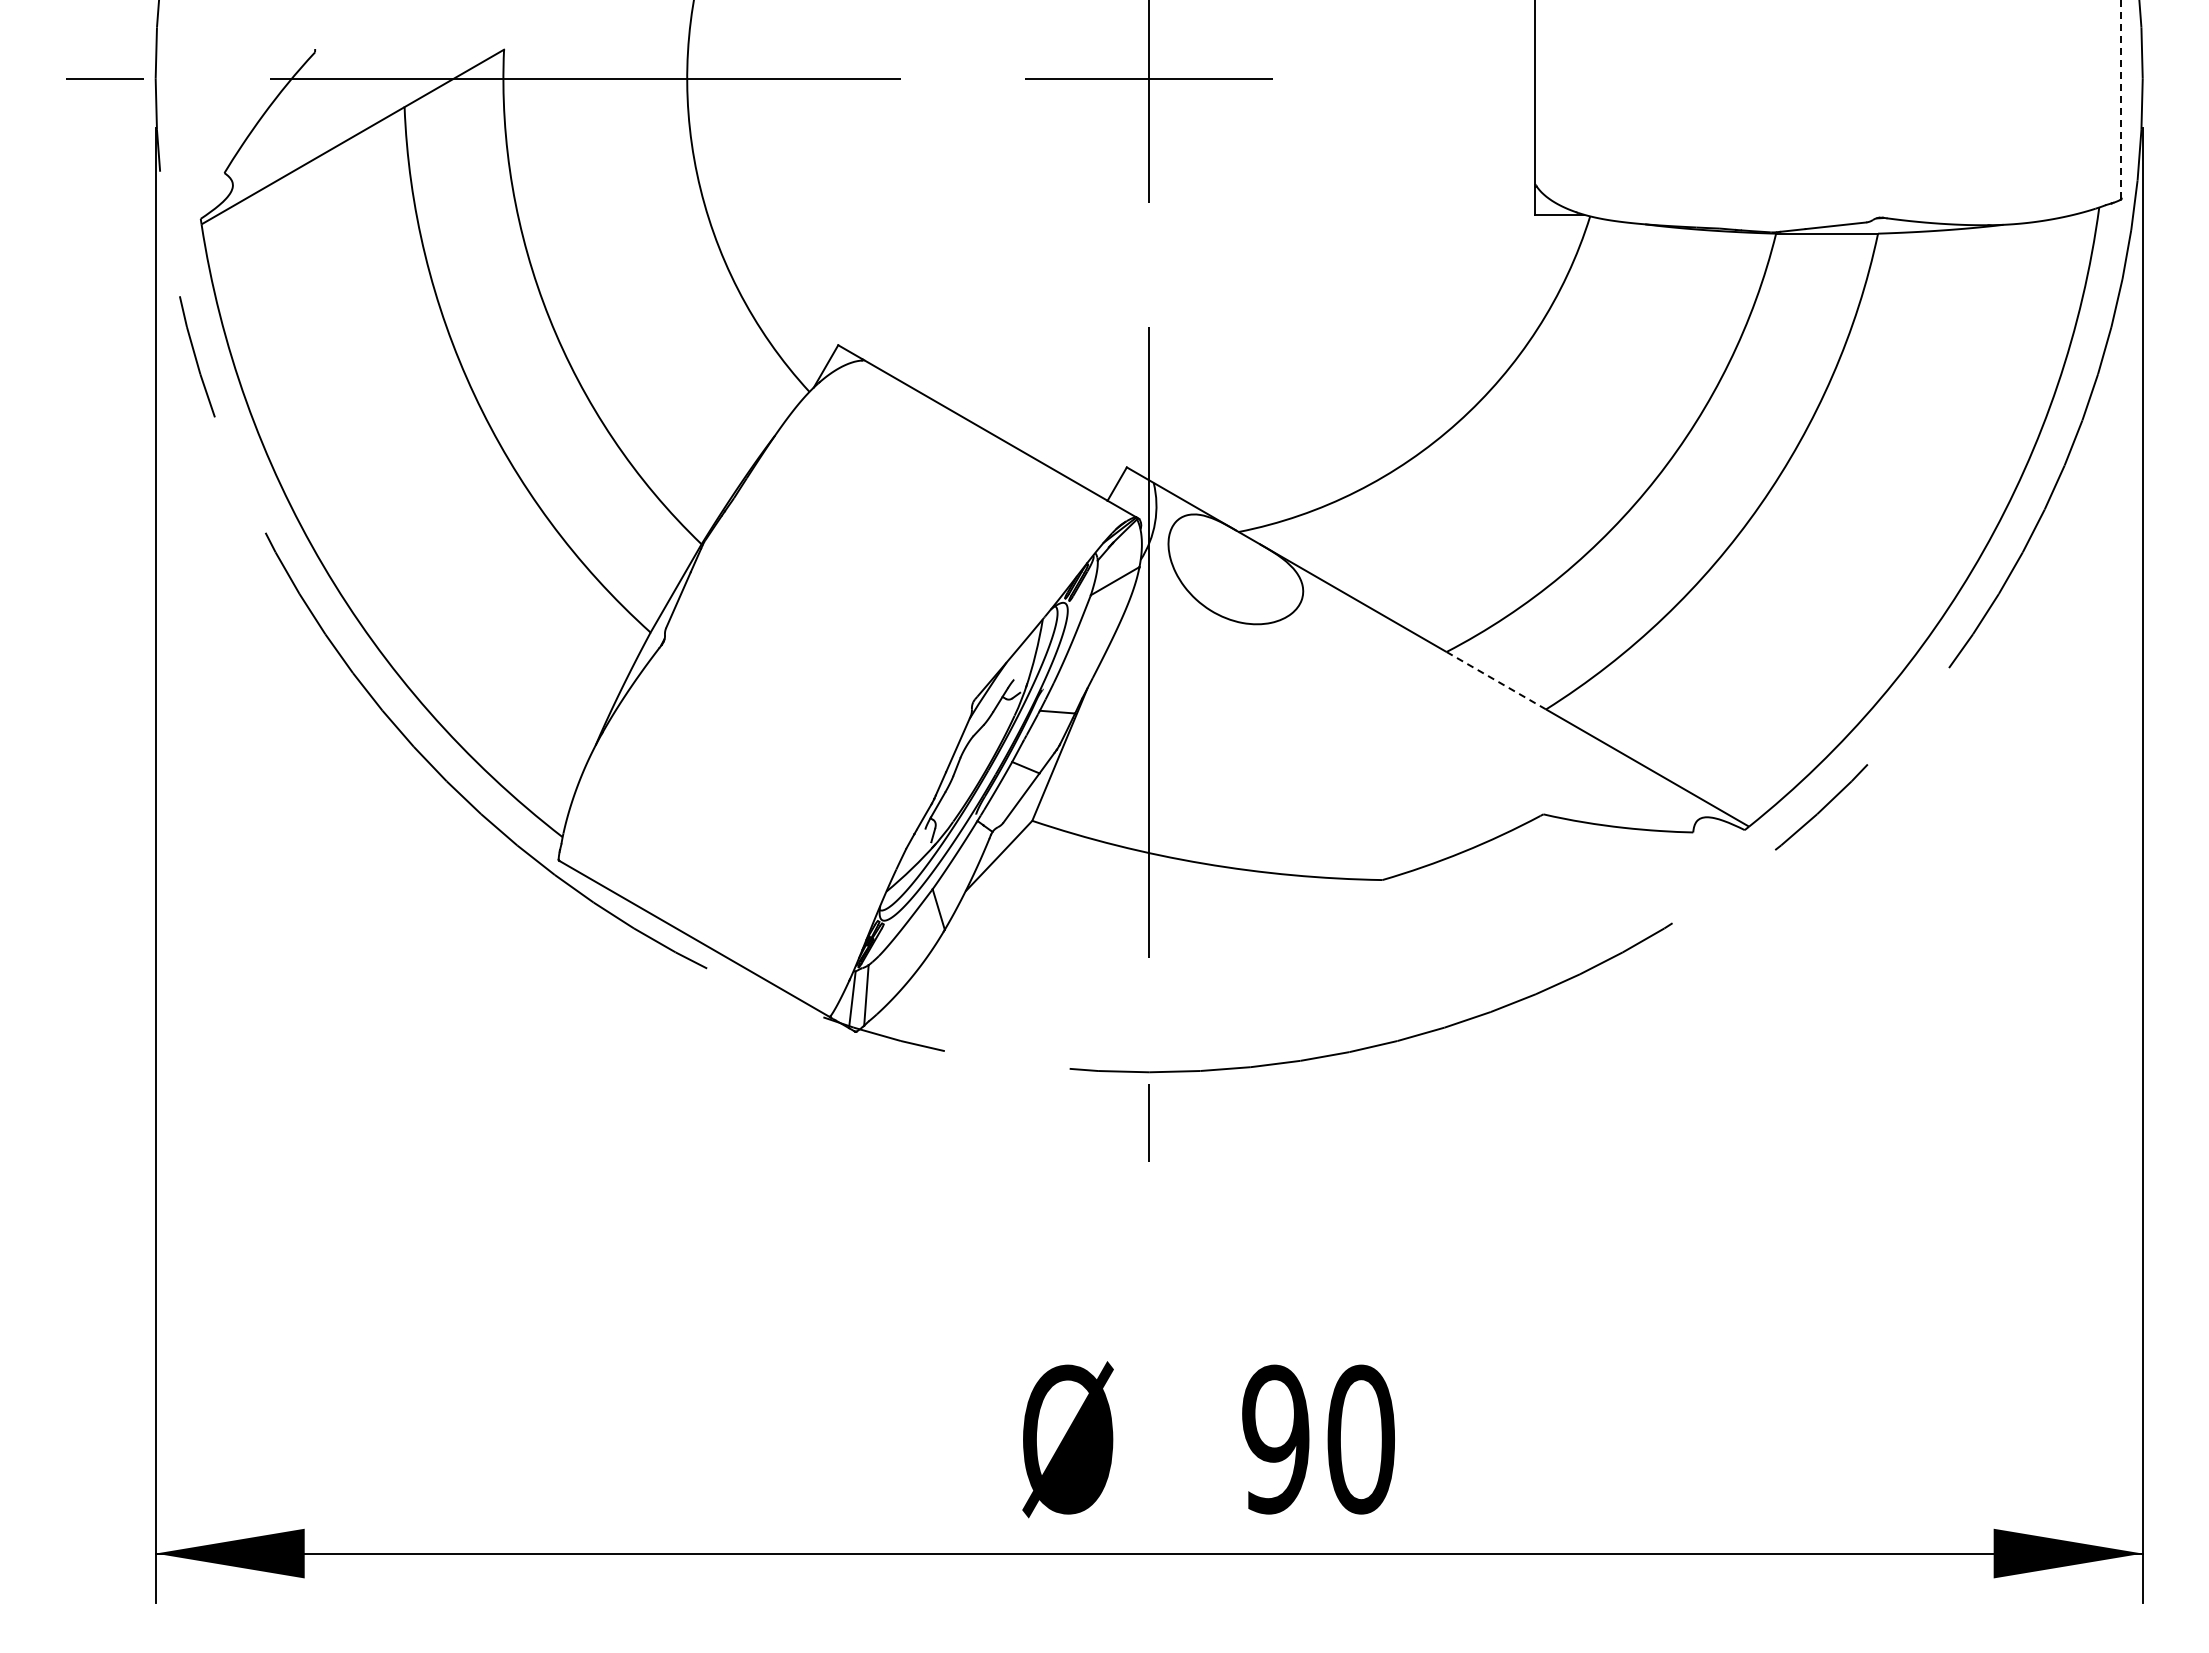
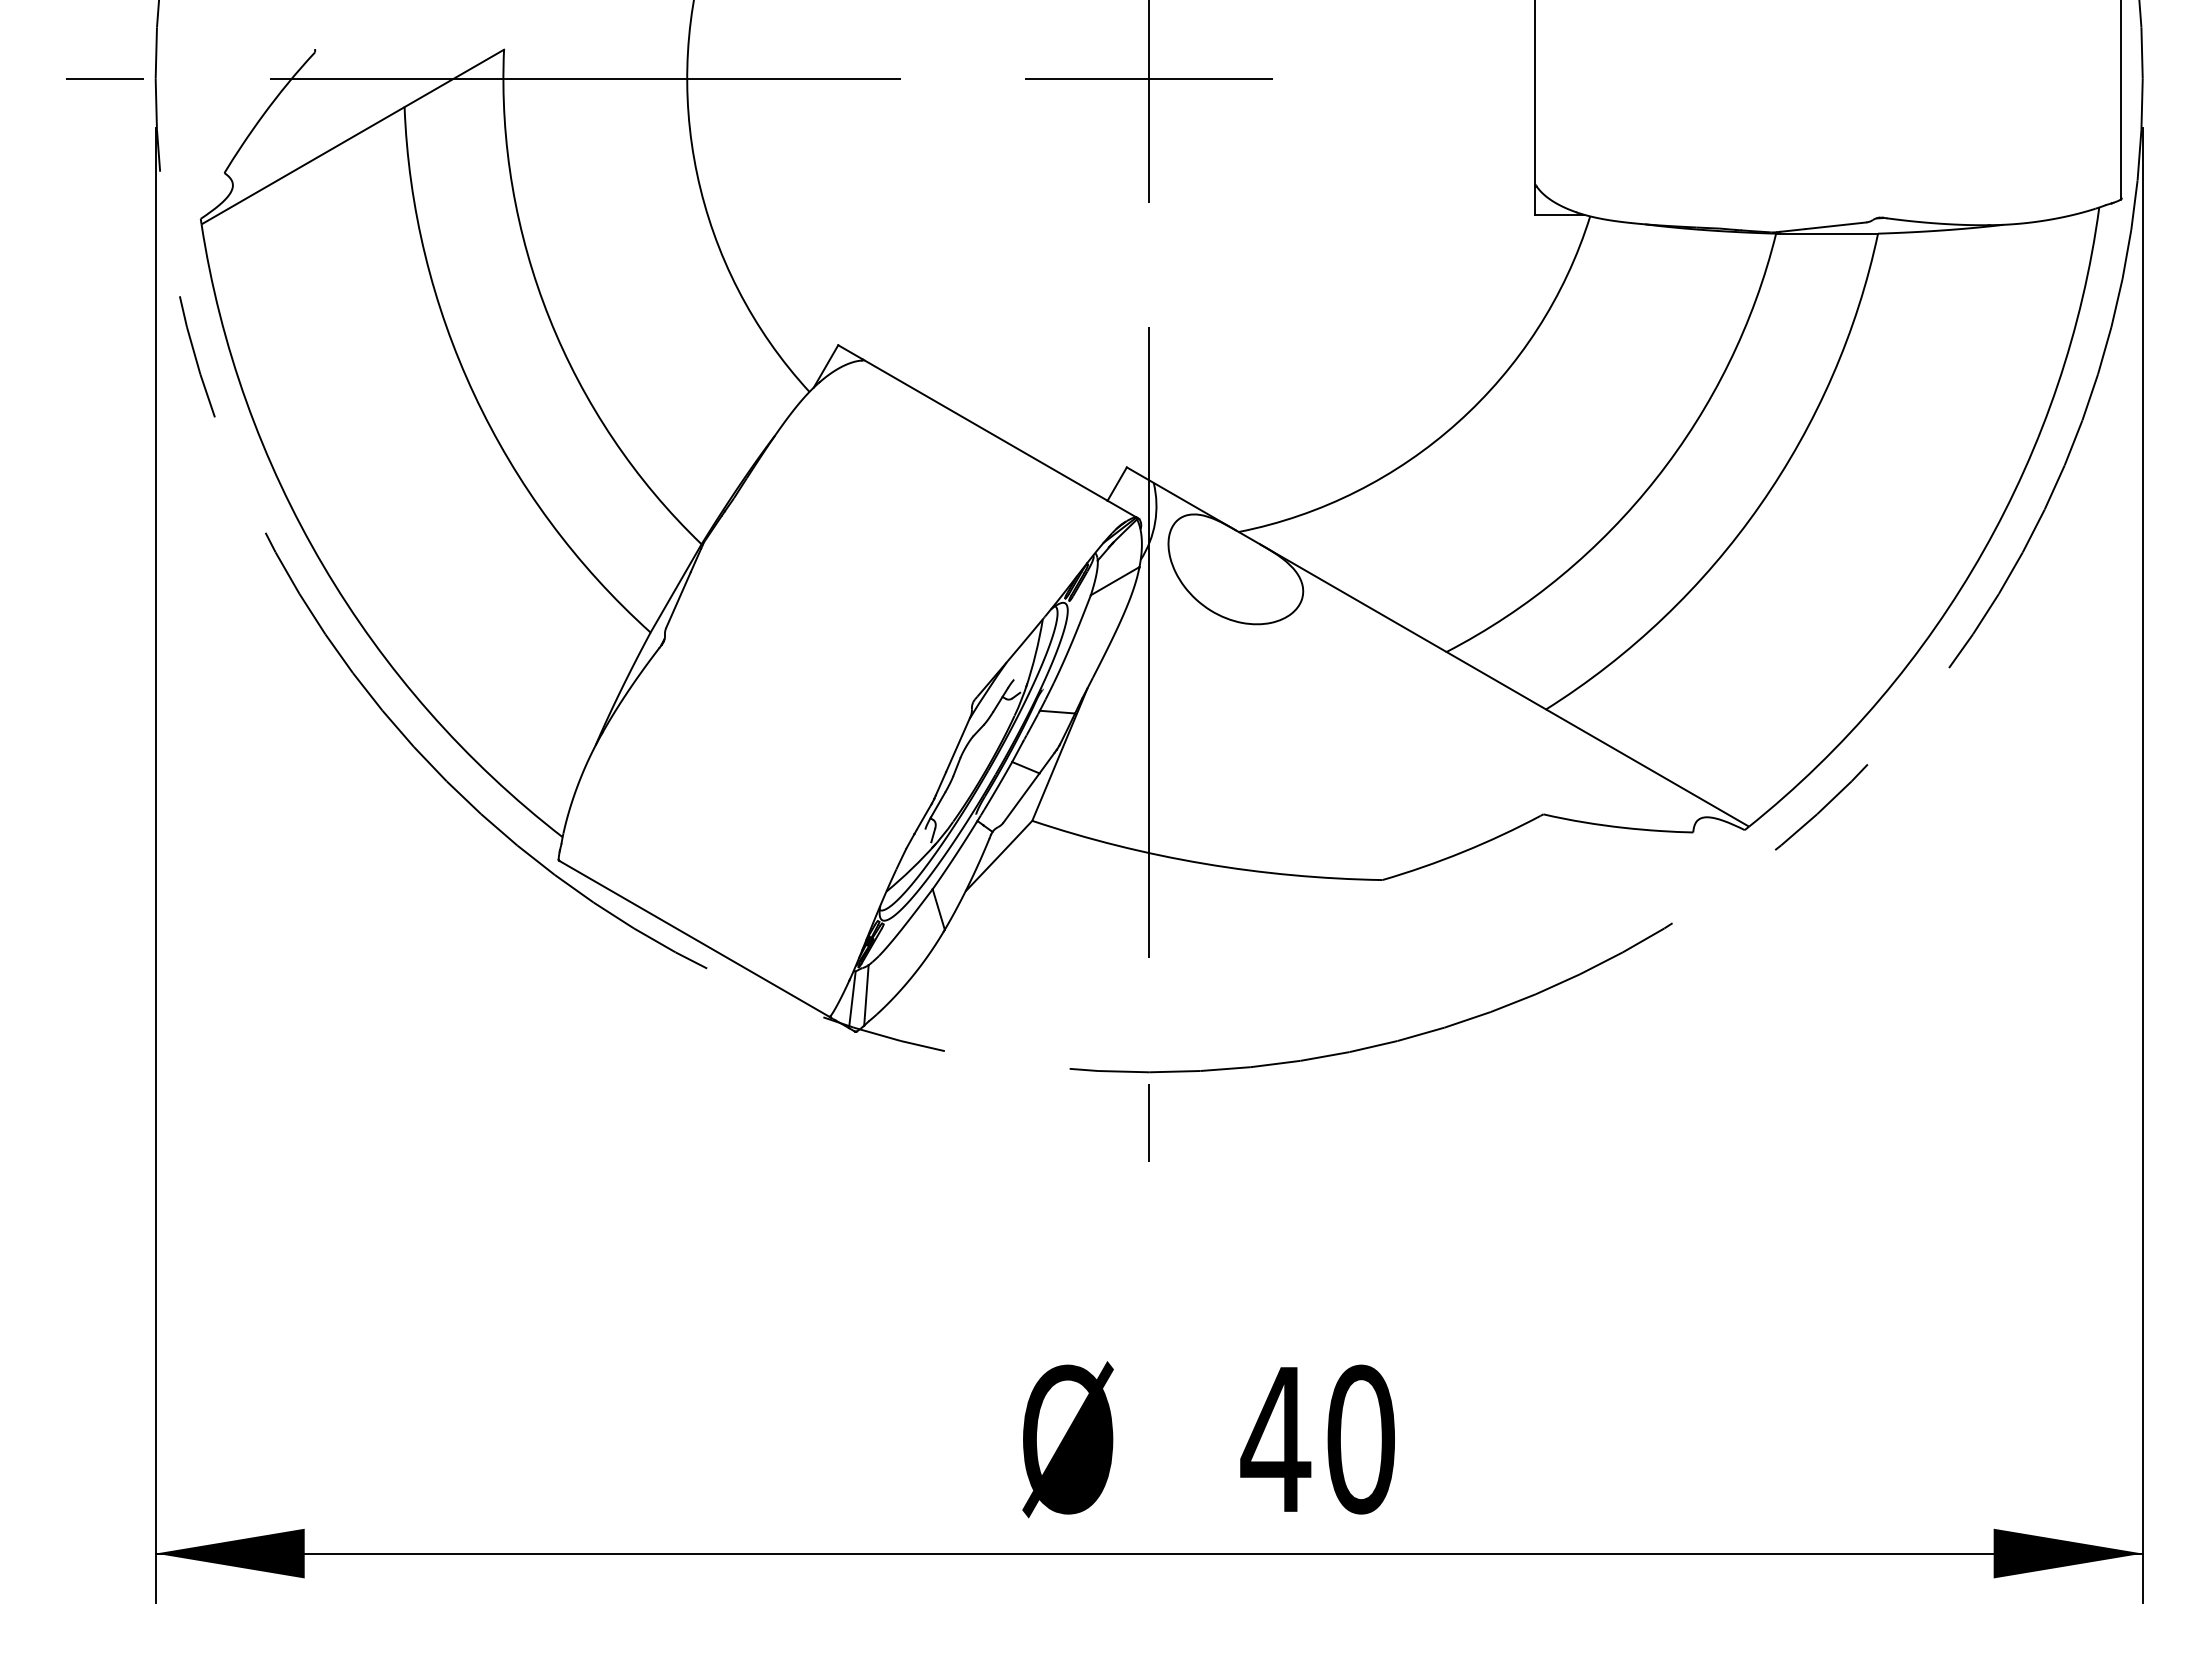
line: dashed -> solid (2121, 99)
line: dashed -> solid (1496, 680)
text: 90 -> 40 (1275, 1439)
